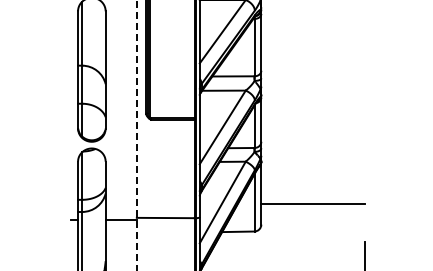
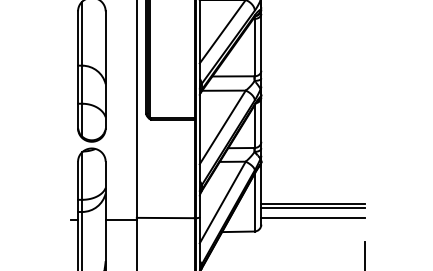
line: dashed -> solid (136, 135)
line: none -> present (313, 207)
line: none -> present (313, 217)
